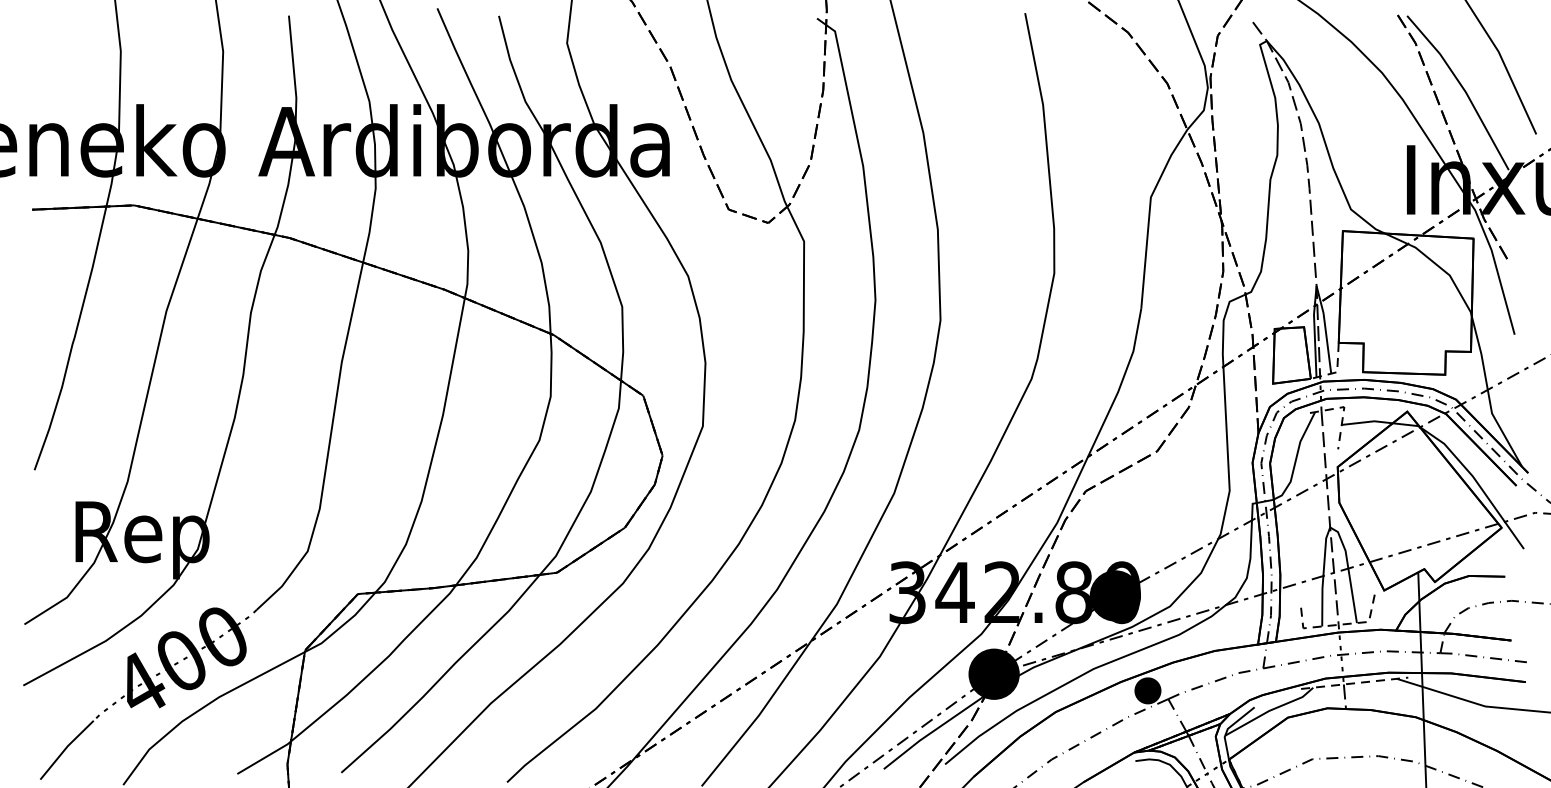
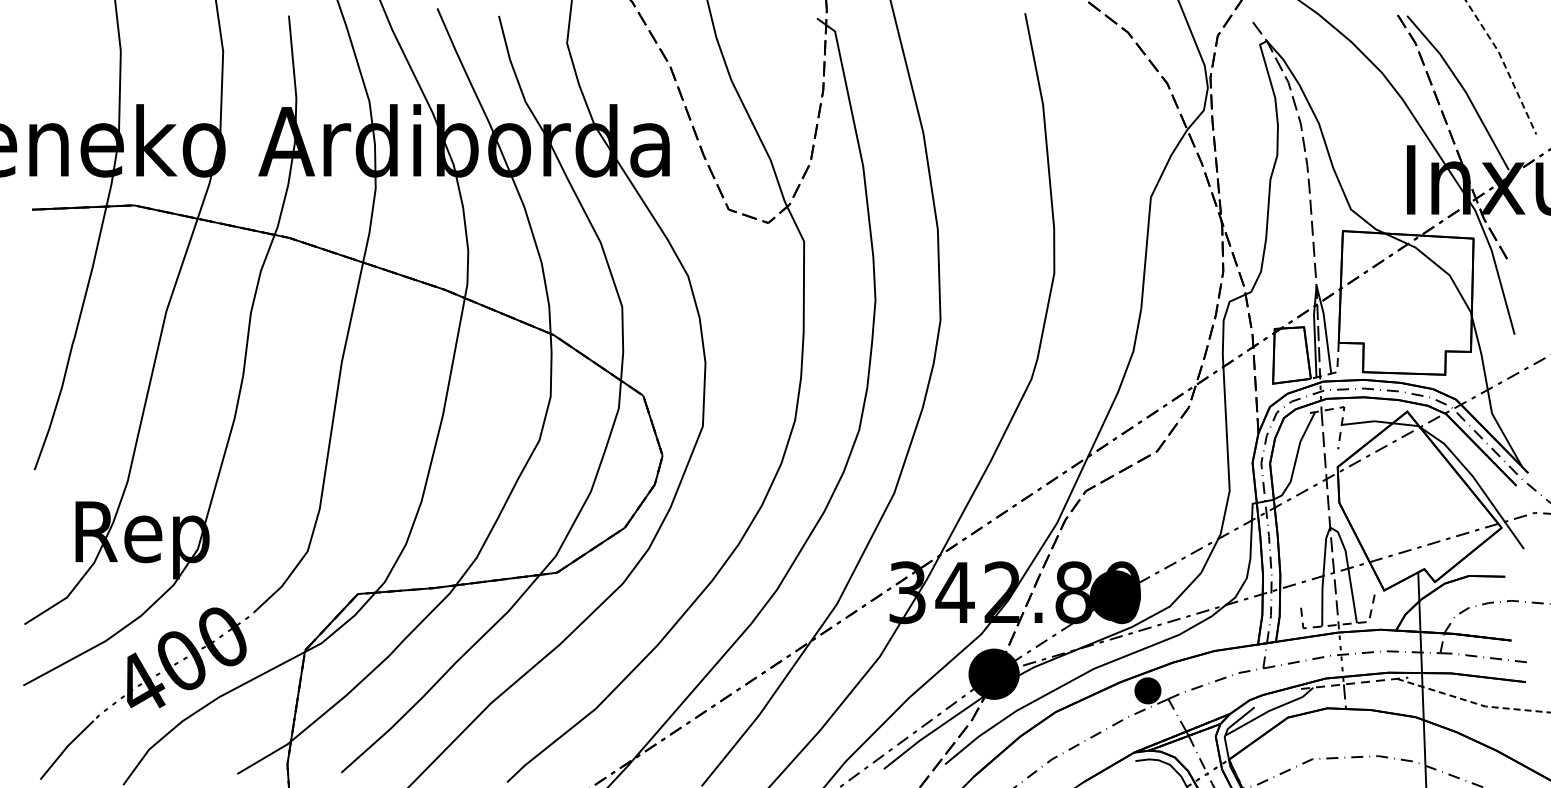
line: solid -> dashed (1504, 65)
line: solid -> dashed (1473, 702)
